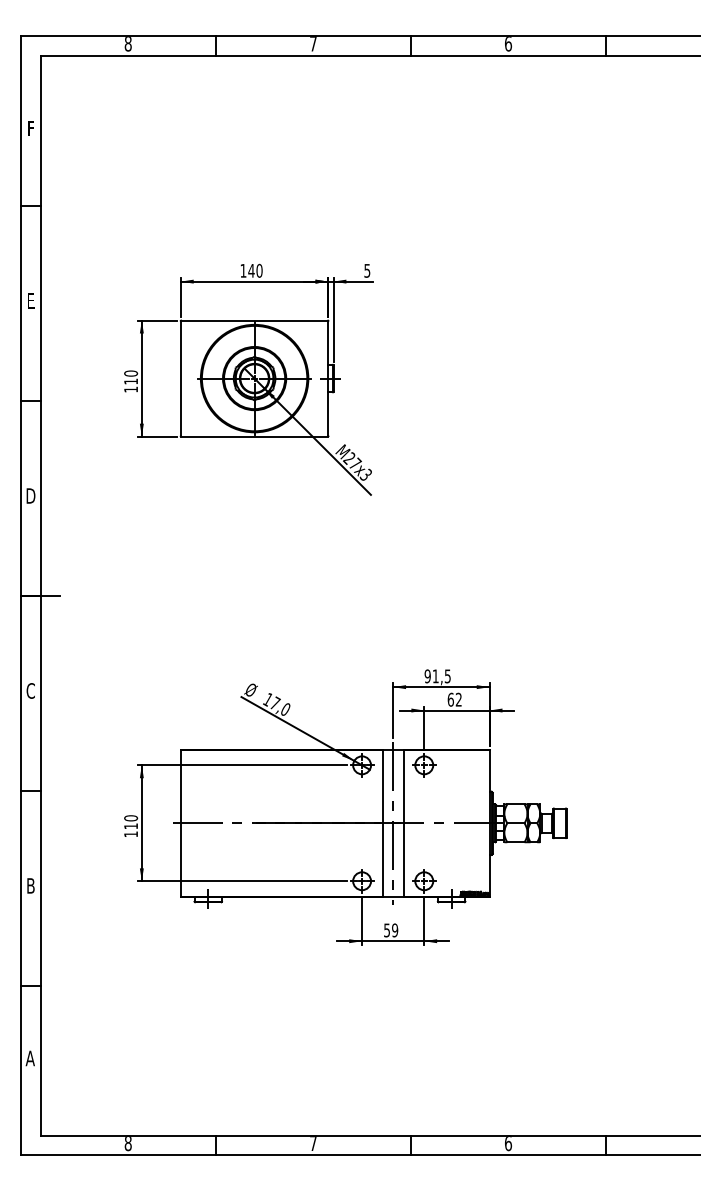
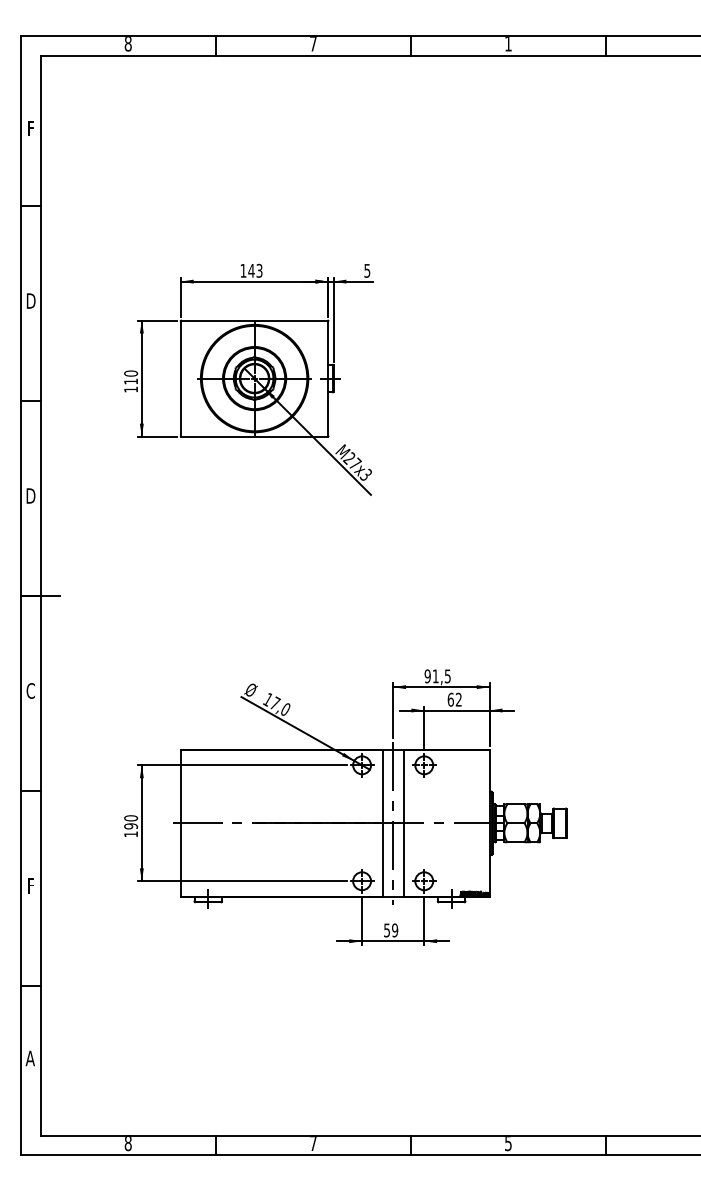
text: 6 -> 1 (508, 44)
text: 140 -> 143 (259, 270)
text: E -> D (30, 300)
text: 110 -> 190 (131, 826)
text: B -> F (30, 885)
text: 6 -> 5 (508, 1144)
